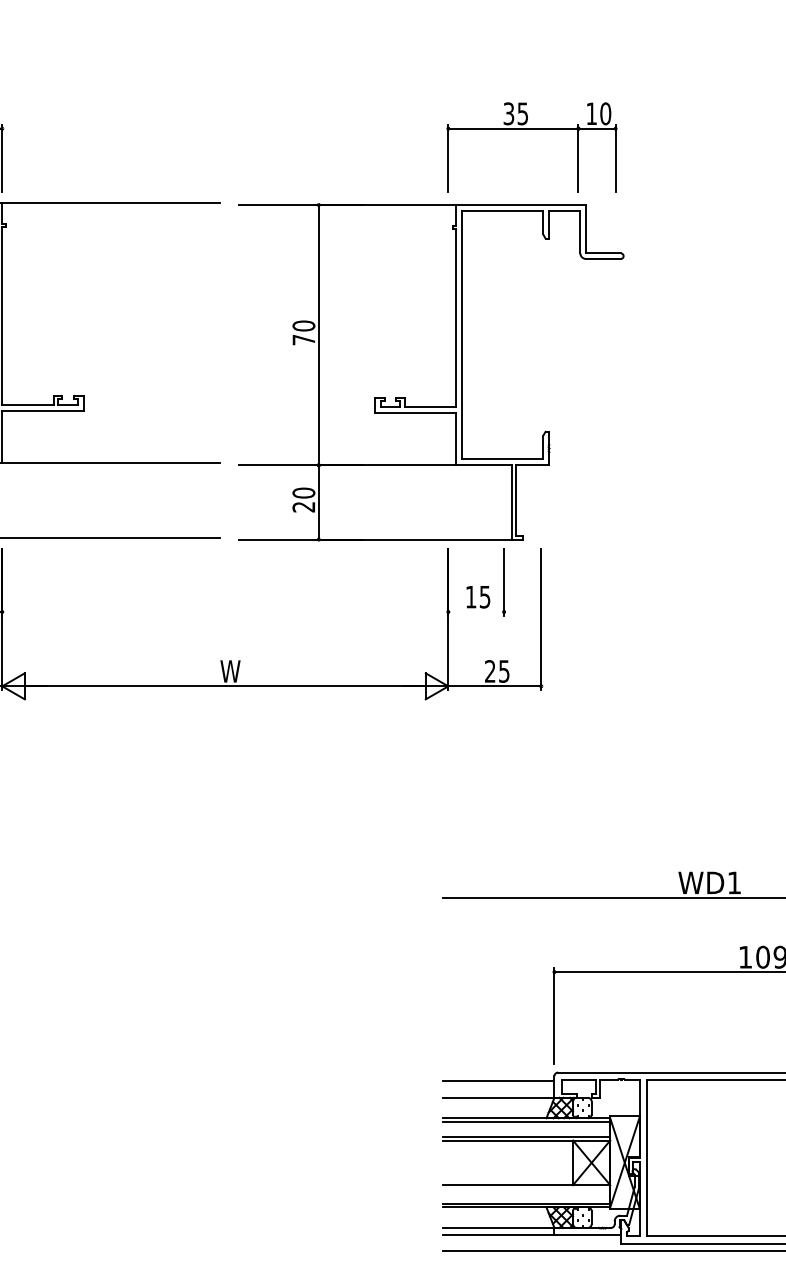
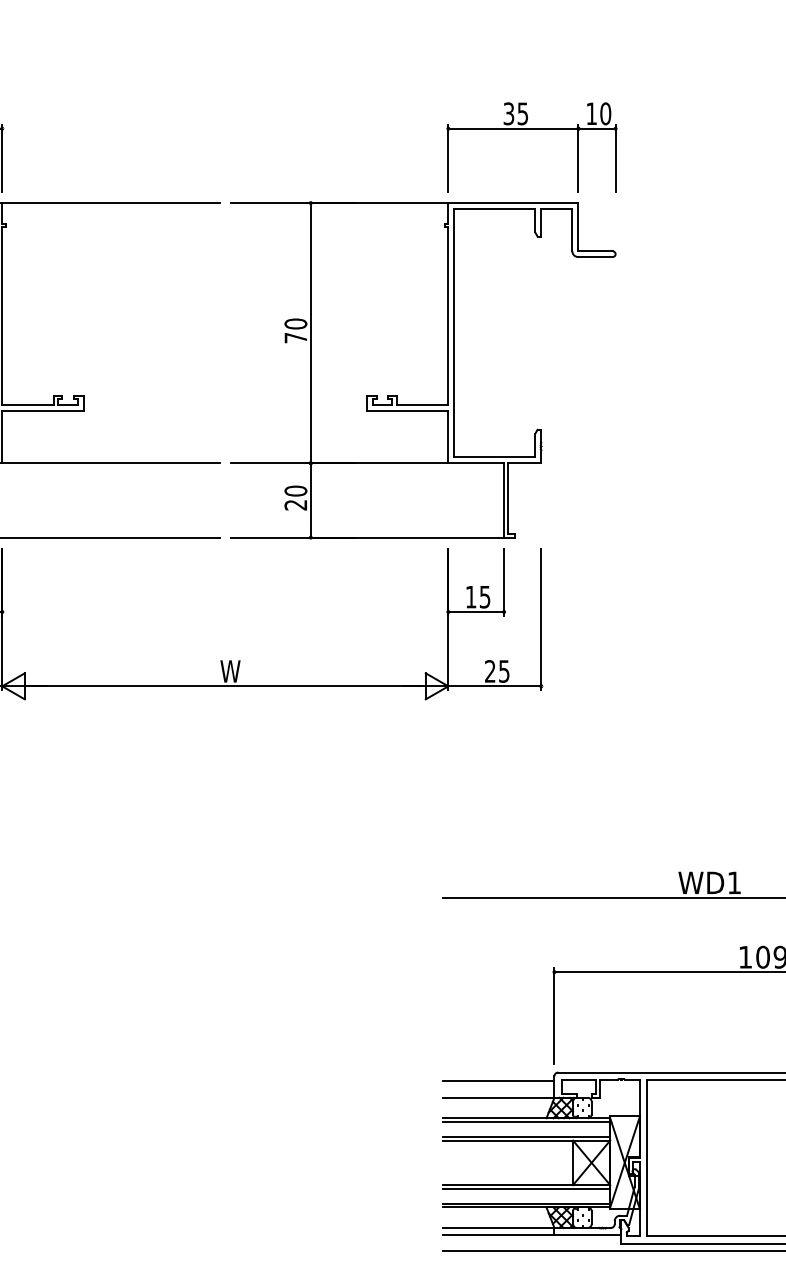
part position: (431, 372) -> (423, 370) (423, 370)
line: none -> present (476, 611)
line: none -> present (526, 1188)
